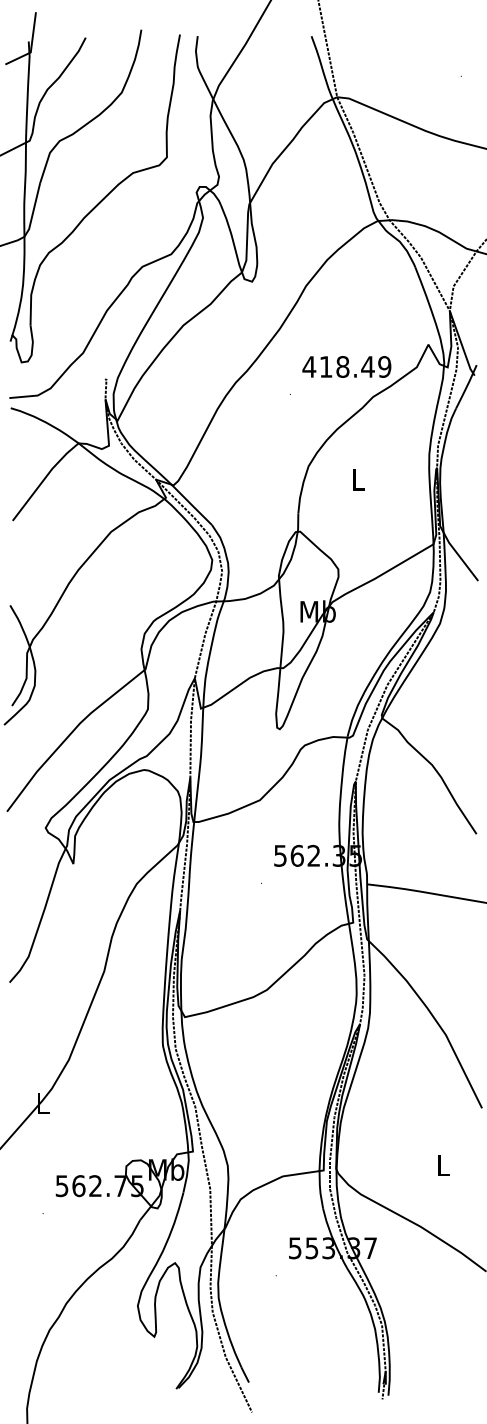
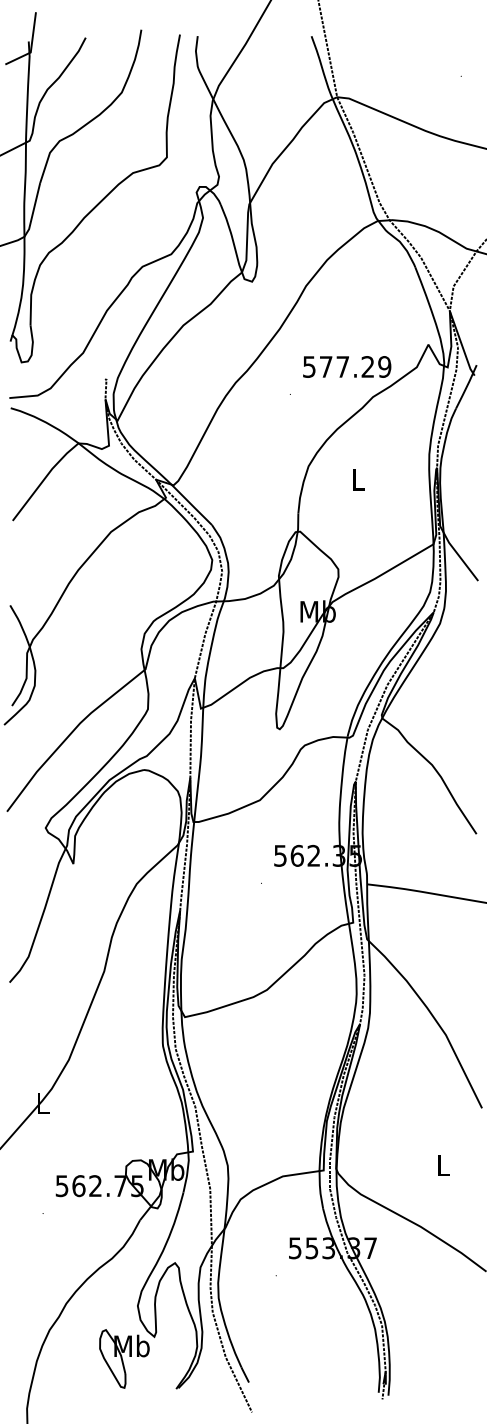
text: 418.49 -> 577.29 (338, 366)
part: none -> present (124, 1358)
